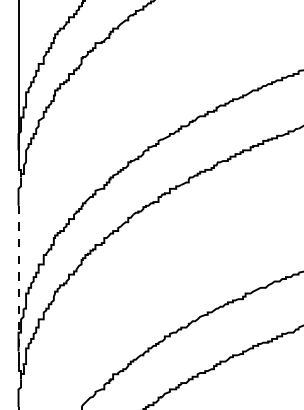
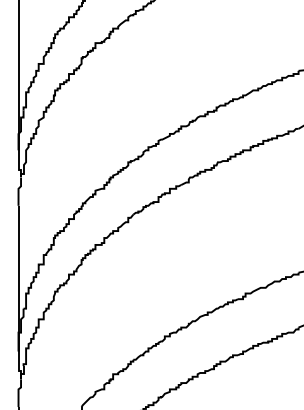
line: dashed -> solid (18, 278)
